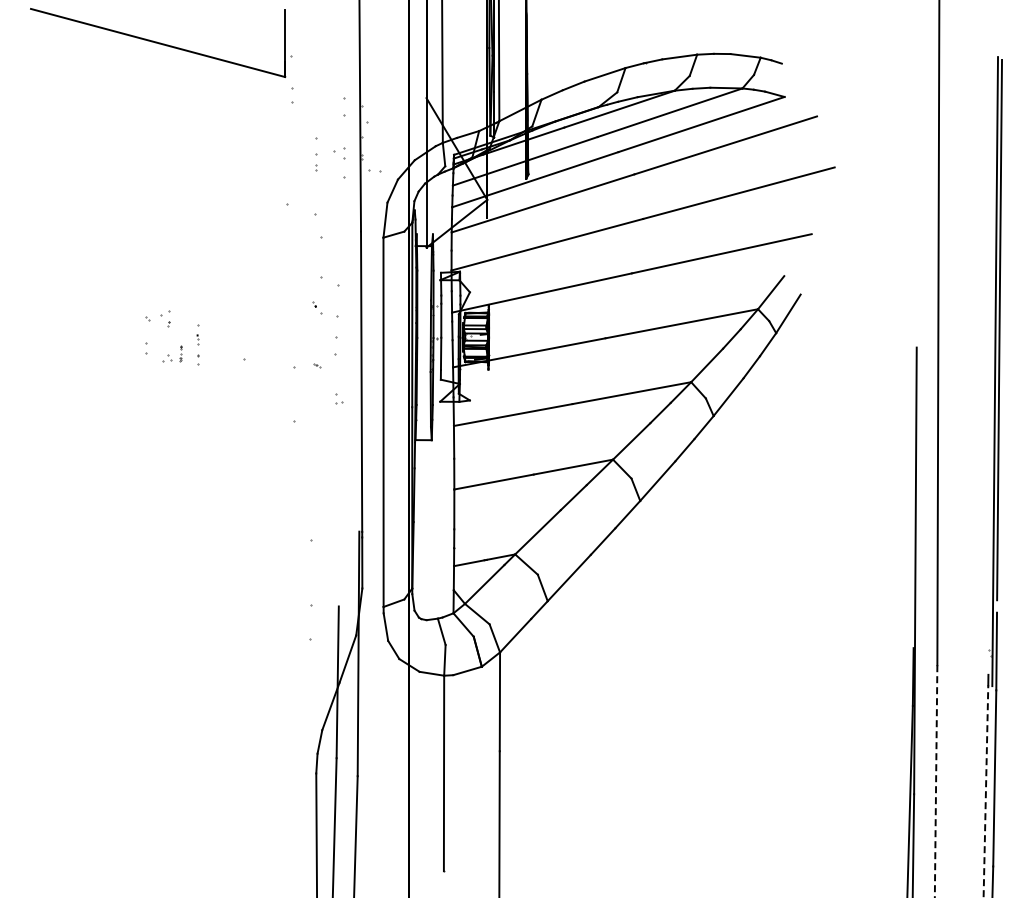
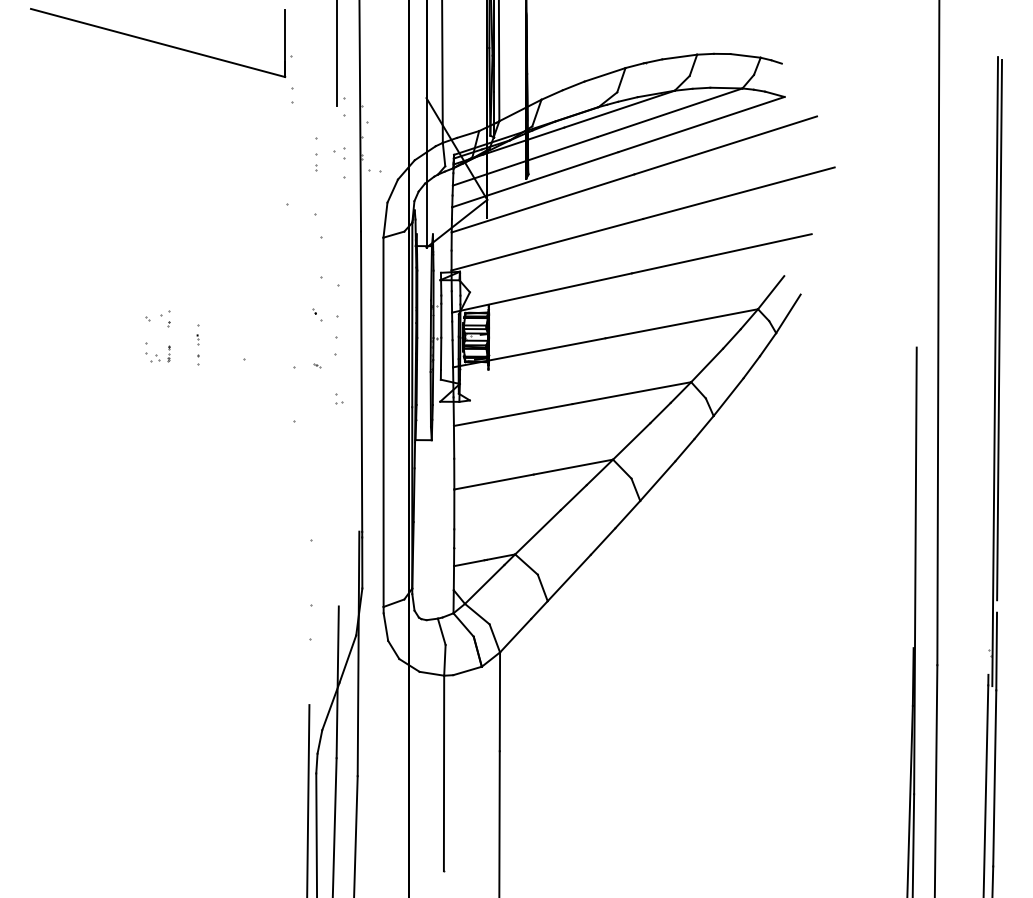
line: none -> present (336, 54)
part position: (317, 307) -> (317, 314) (317, 314)
part position: (172, 353) -> (160, 353) (160, 353)
line: dashed -> solid (936, 781)
line: dashed -> solid (985, 791)
line: none -> present (308, 799)
